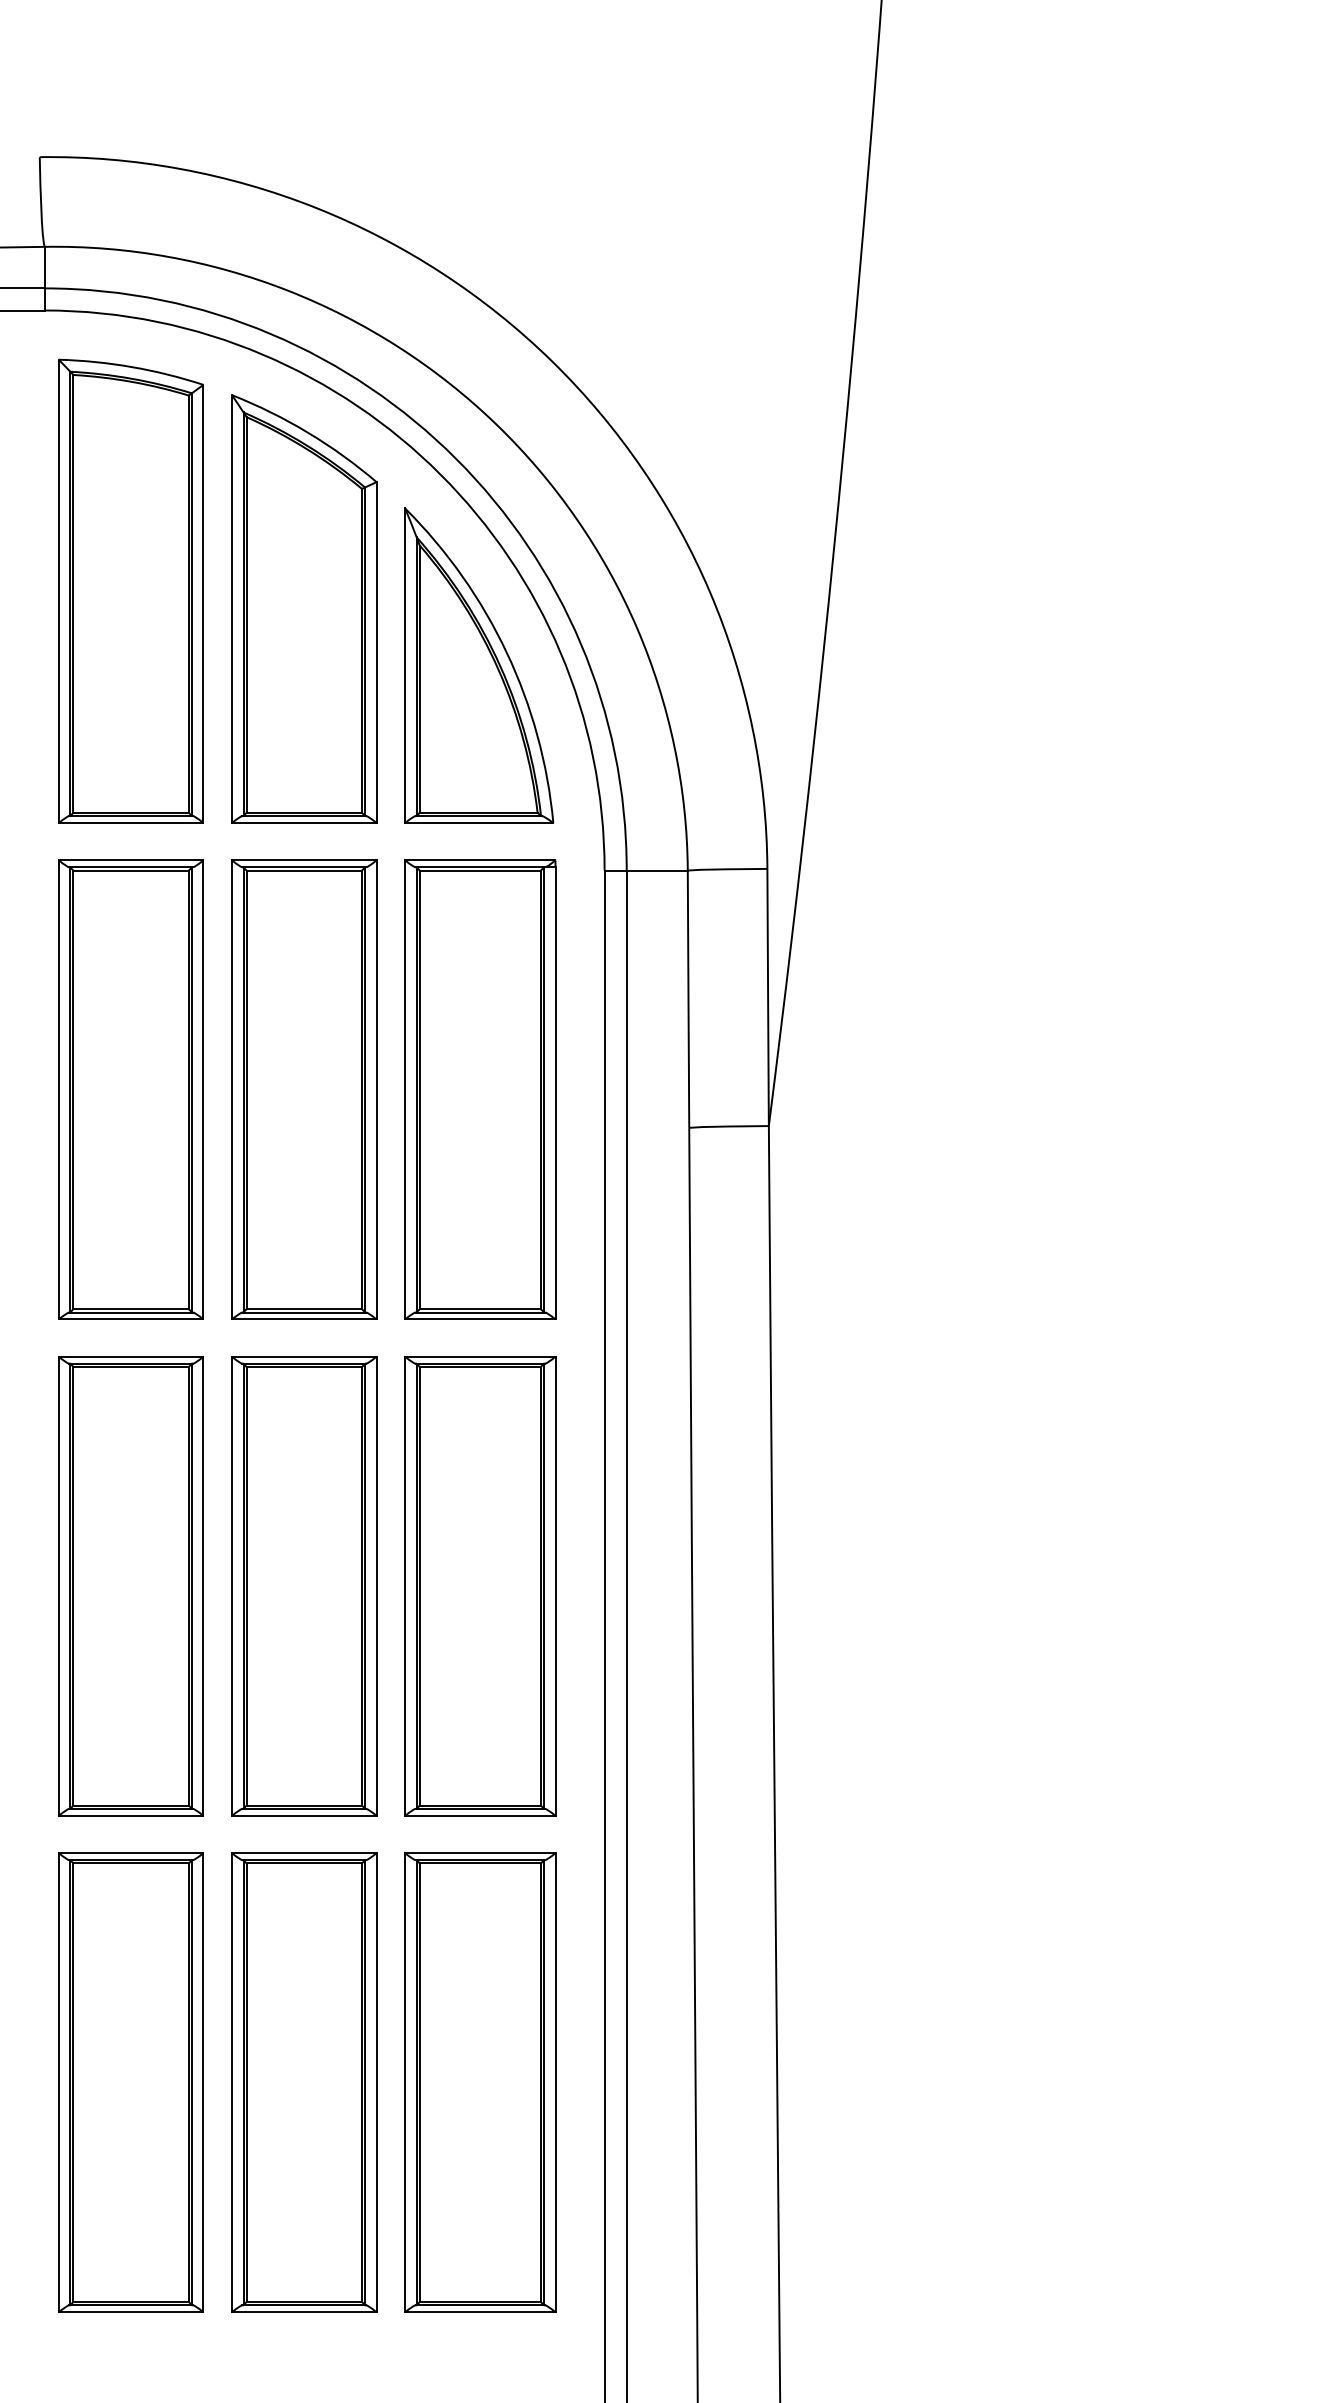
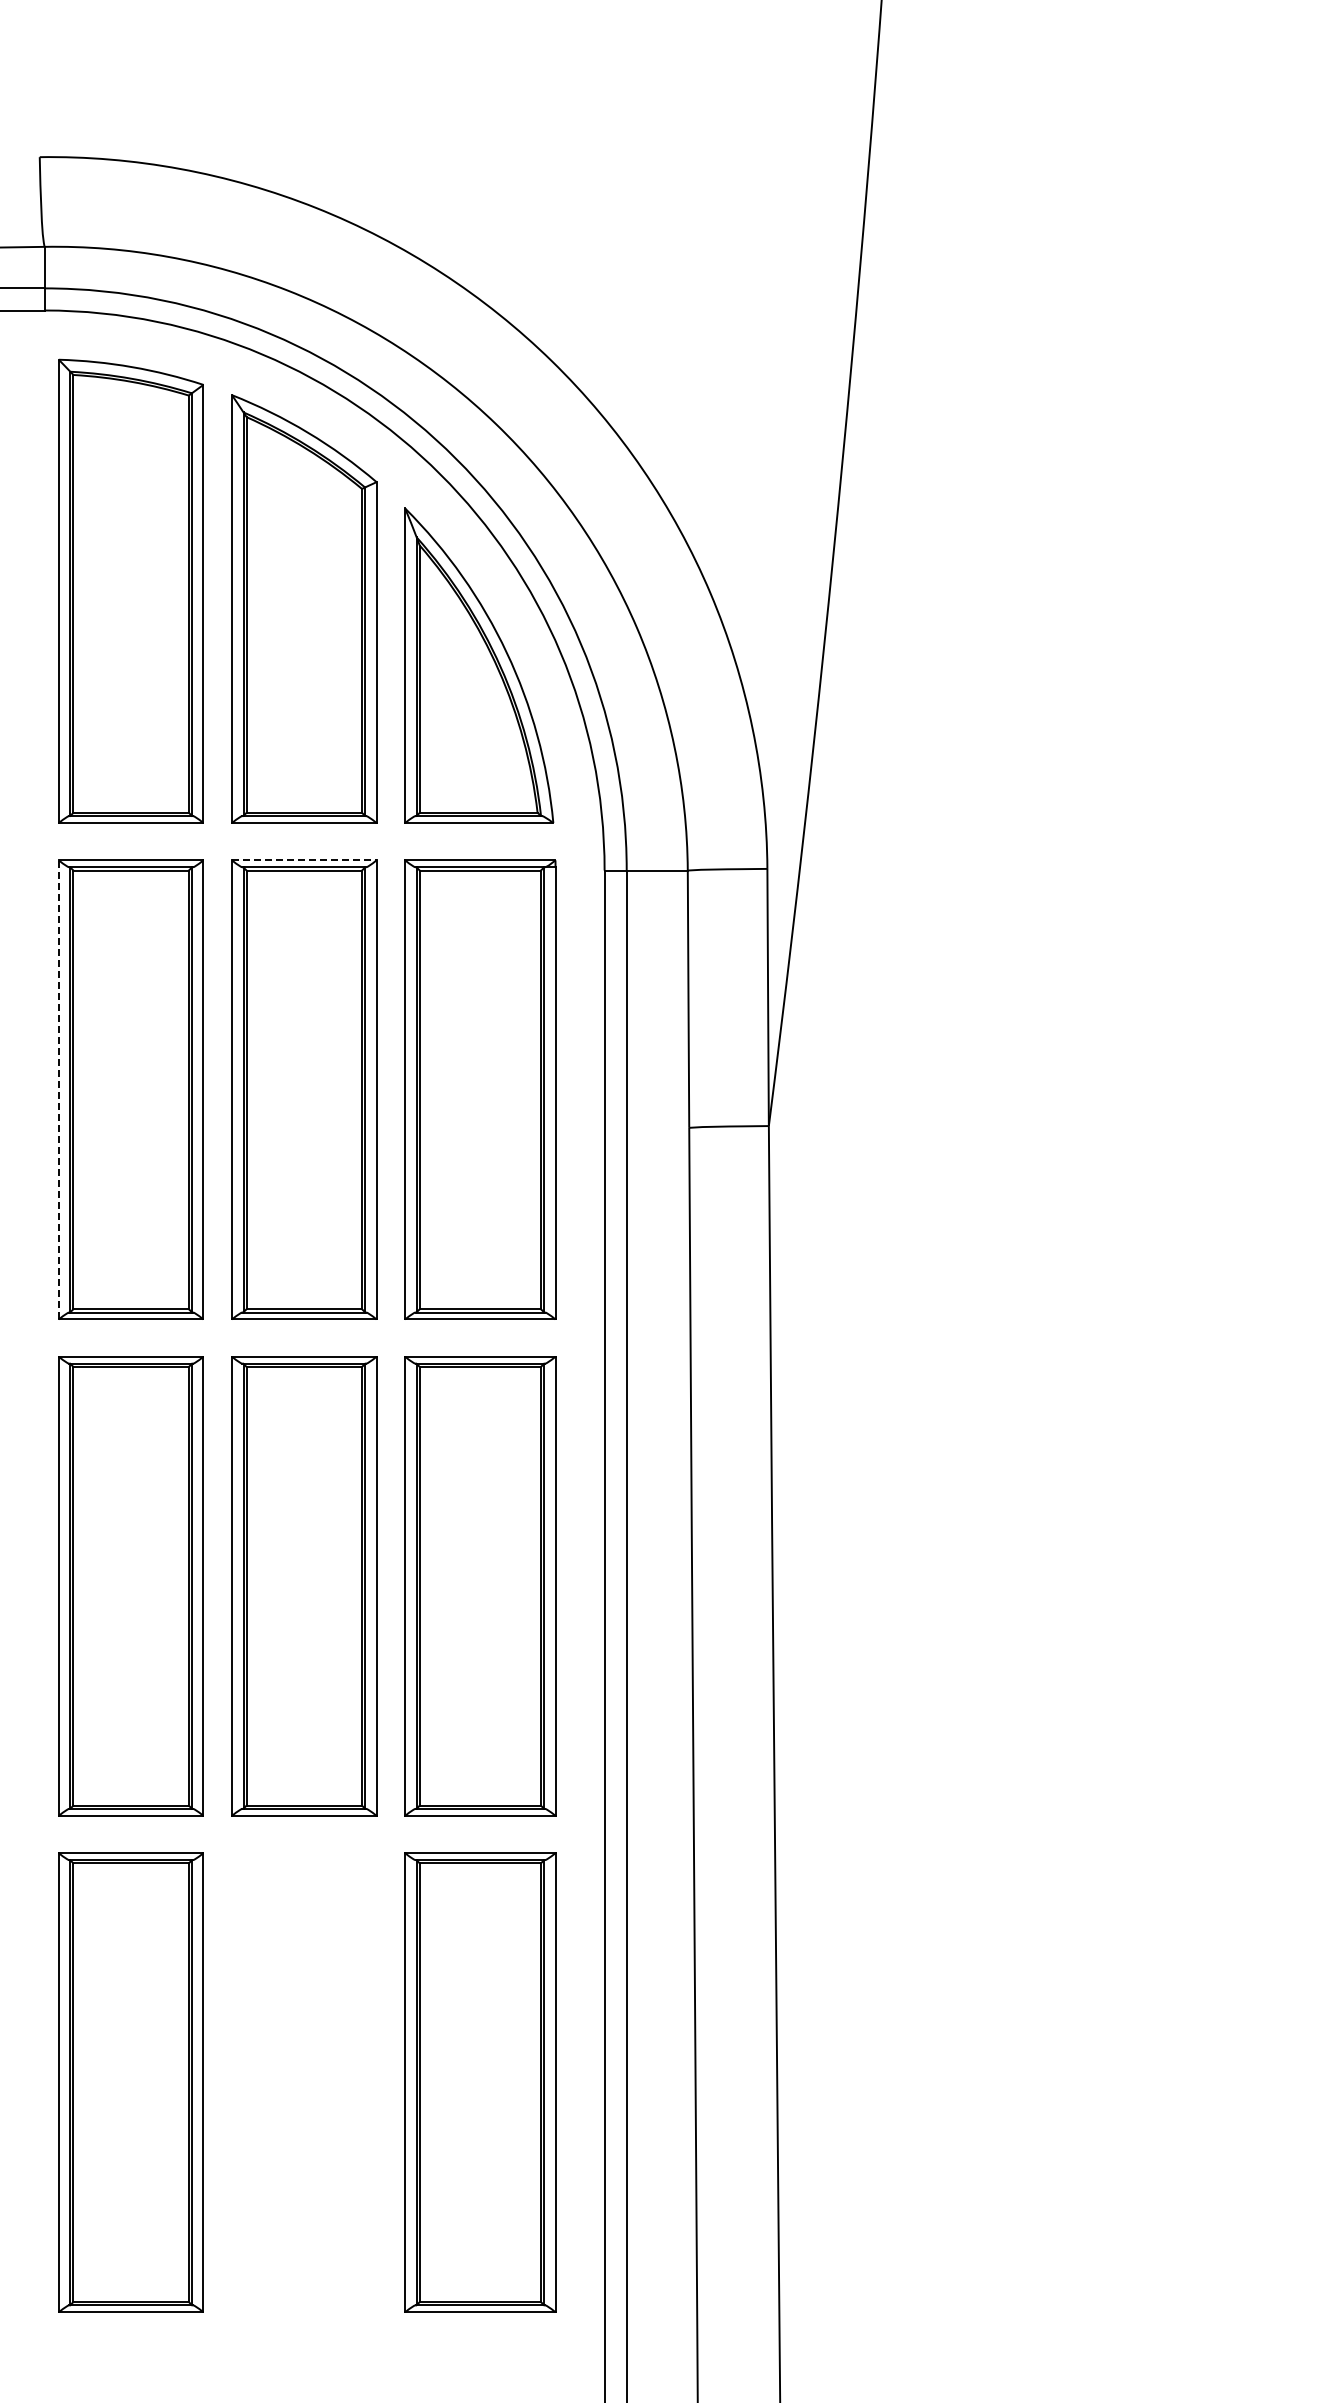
line: solid -> dashed (304, 860)
line: solid -> dashed (58, 1089)
part: present -> none (304, 2082)
